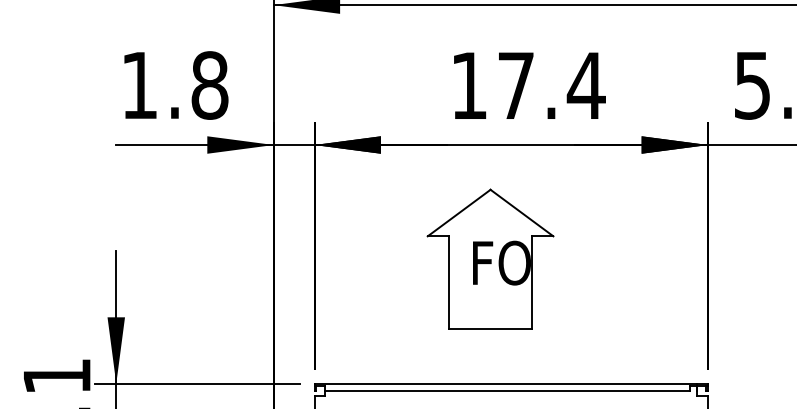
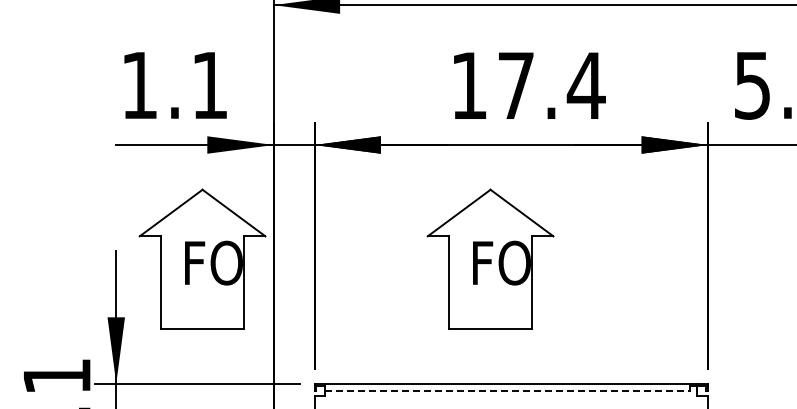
text: 1.8 -> 1.1 (209, 85)
part: none -> present (202, 258)
line: solid -> dashed (508, 390)
